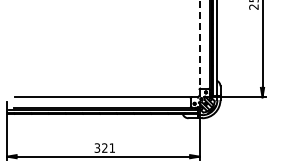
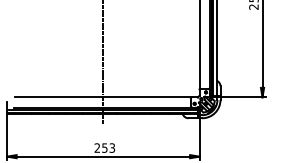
line: dashed -> solid (199, 45)
line: none -> present (103, 62)
text: 321 -> 253 (104, 147)
